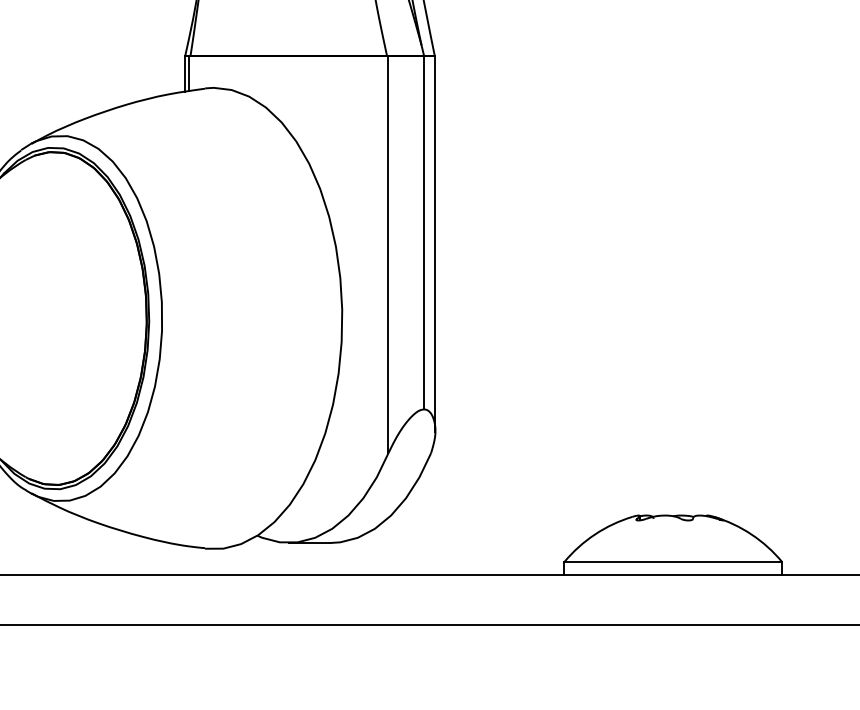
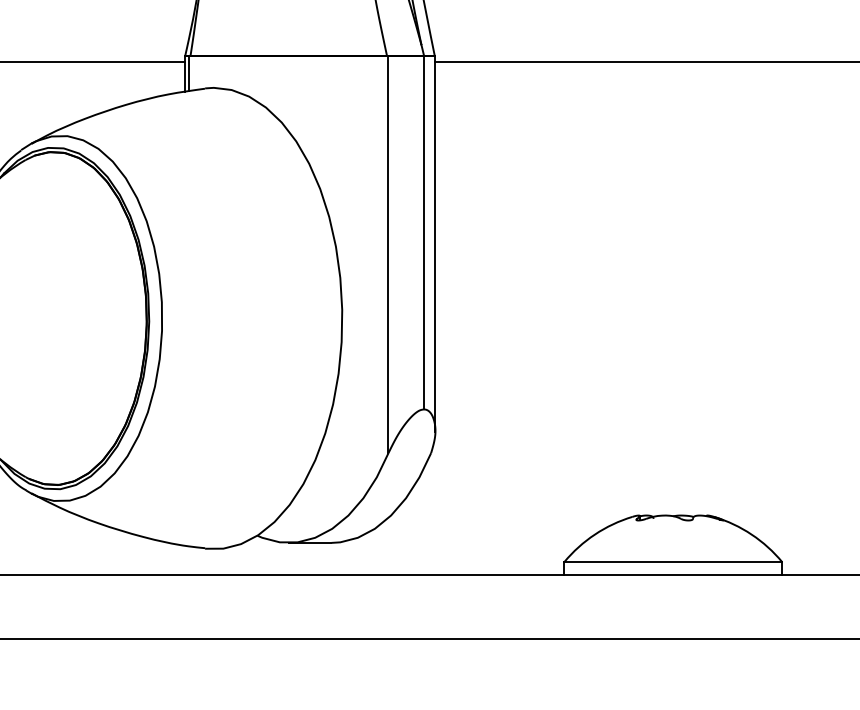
line: none -> present (93, 62)
line: none -> present (645, 62)
line position: (429, 625) -> (429, 639) (429, 639)
